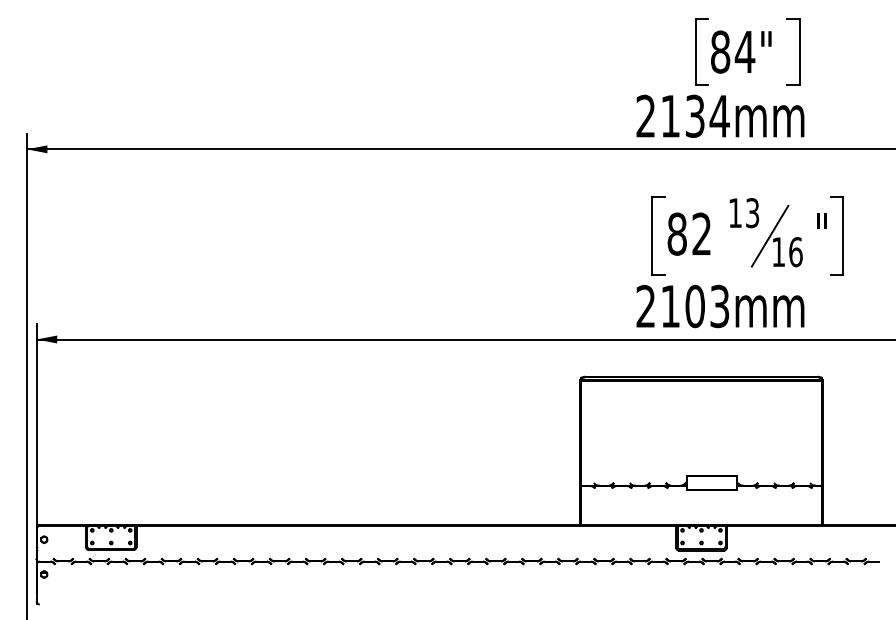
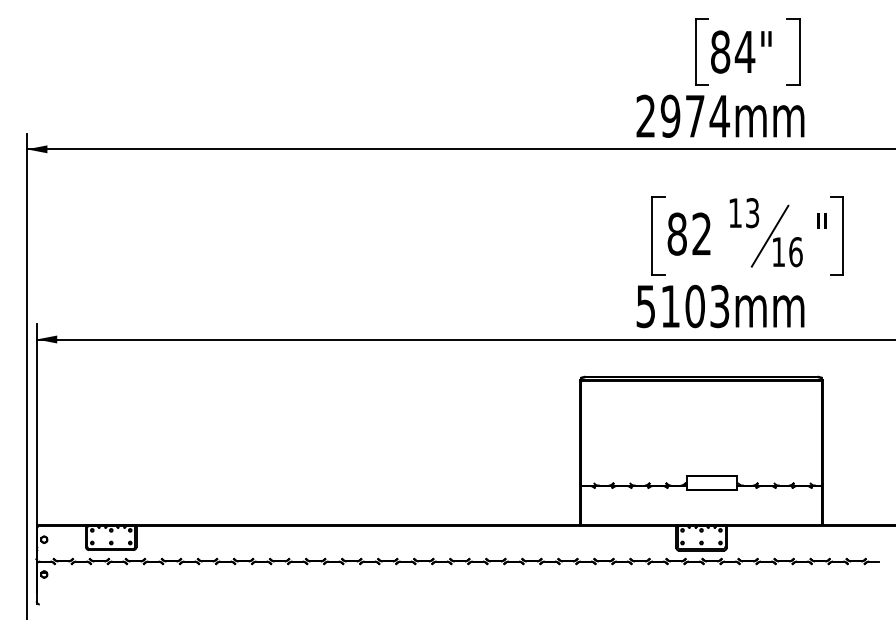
text: 2134mm -> 2974mm (682, 115)
text: 2103mm -> 5103mm (645, 306)
